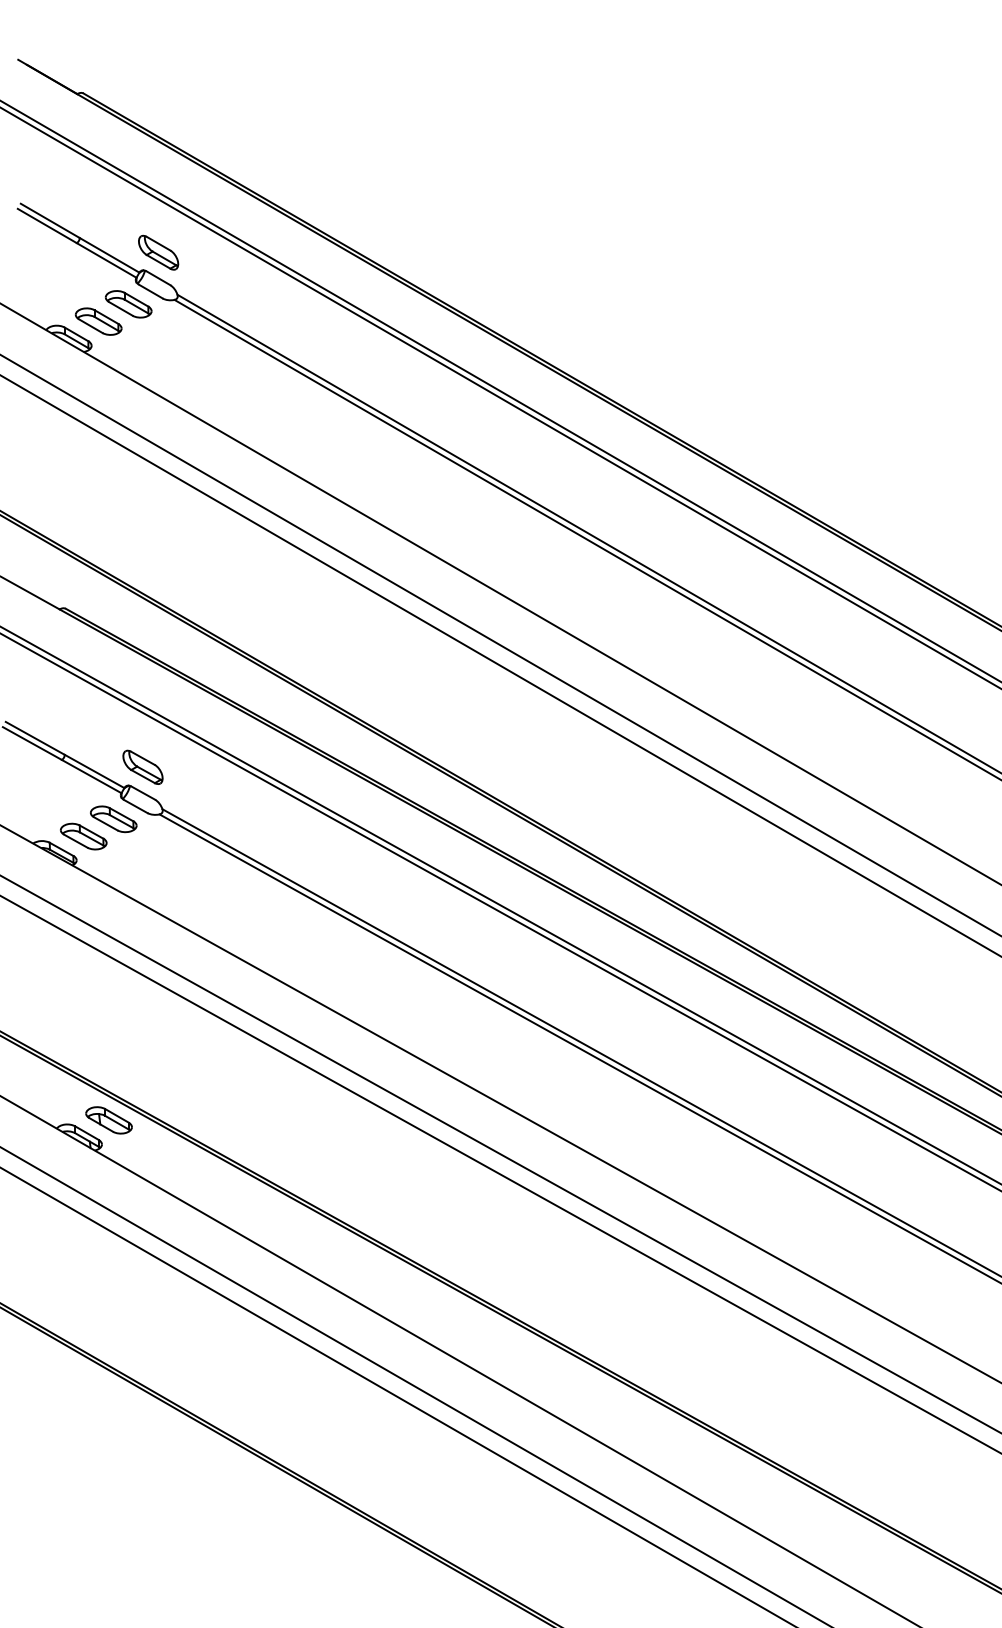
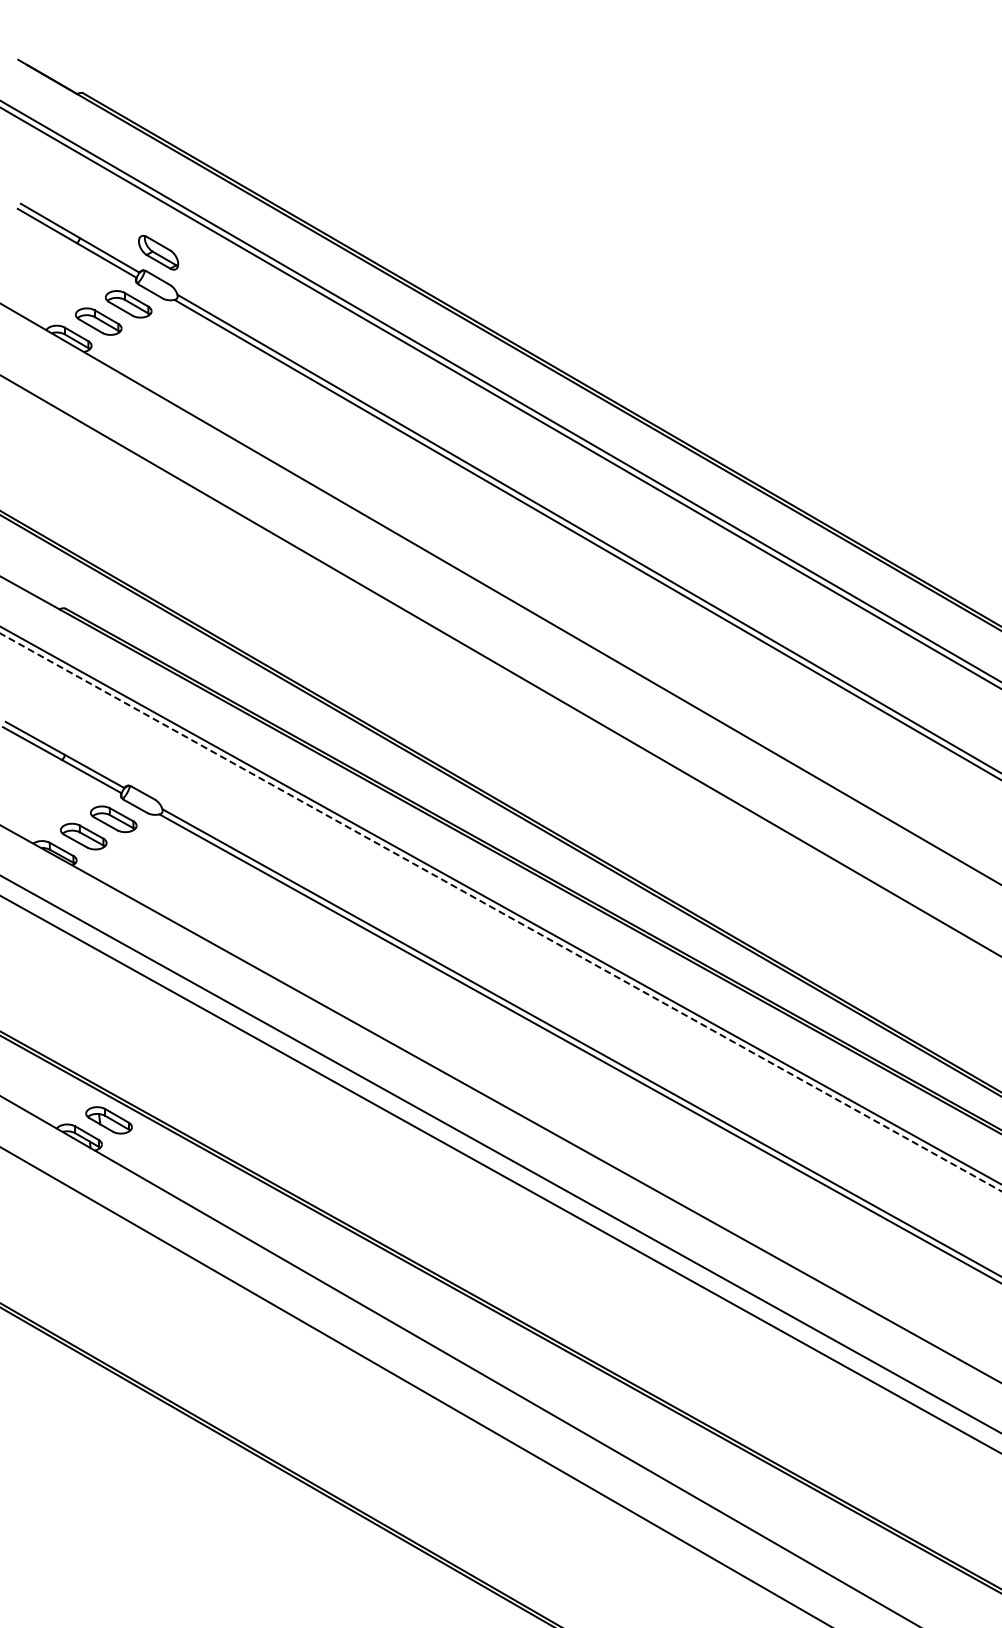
line: present -> none (500, 644)
part: present -> none (142, 766)
line: solid -> dashed (501, 912)
line: present -> none (397, 1396)
